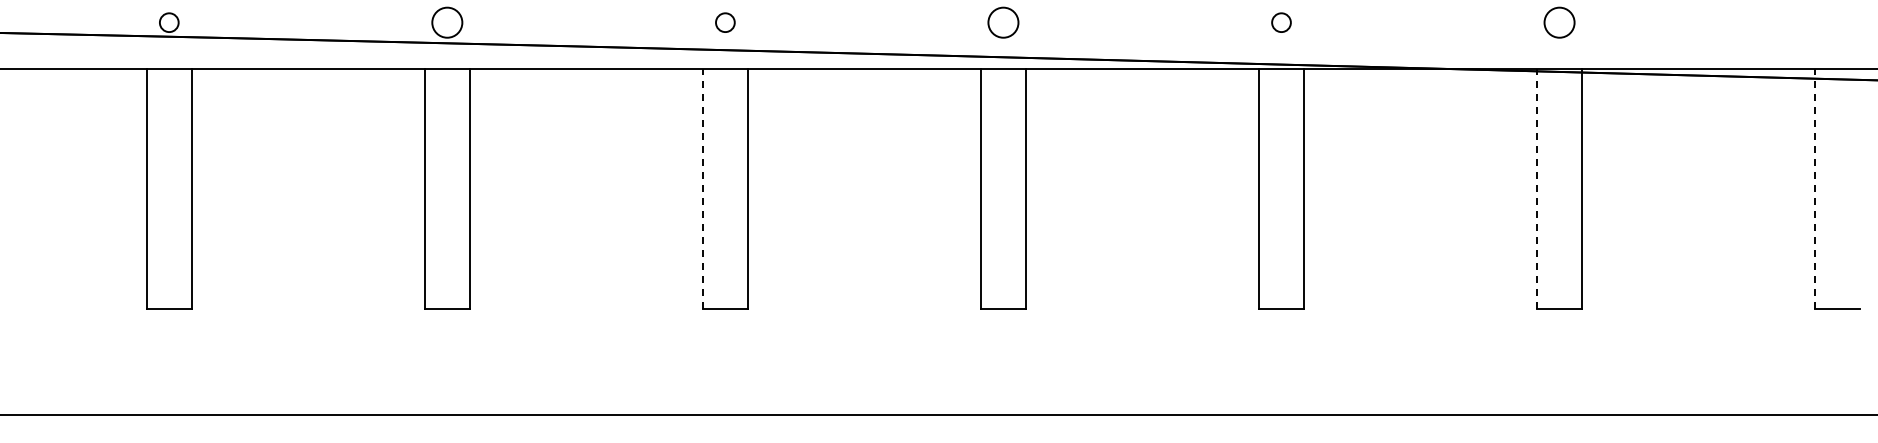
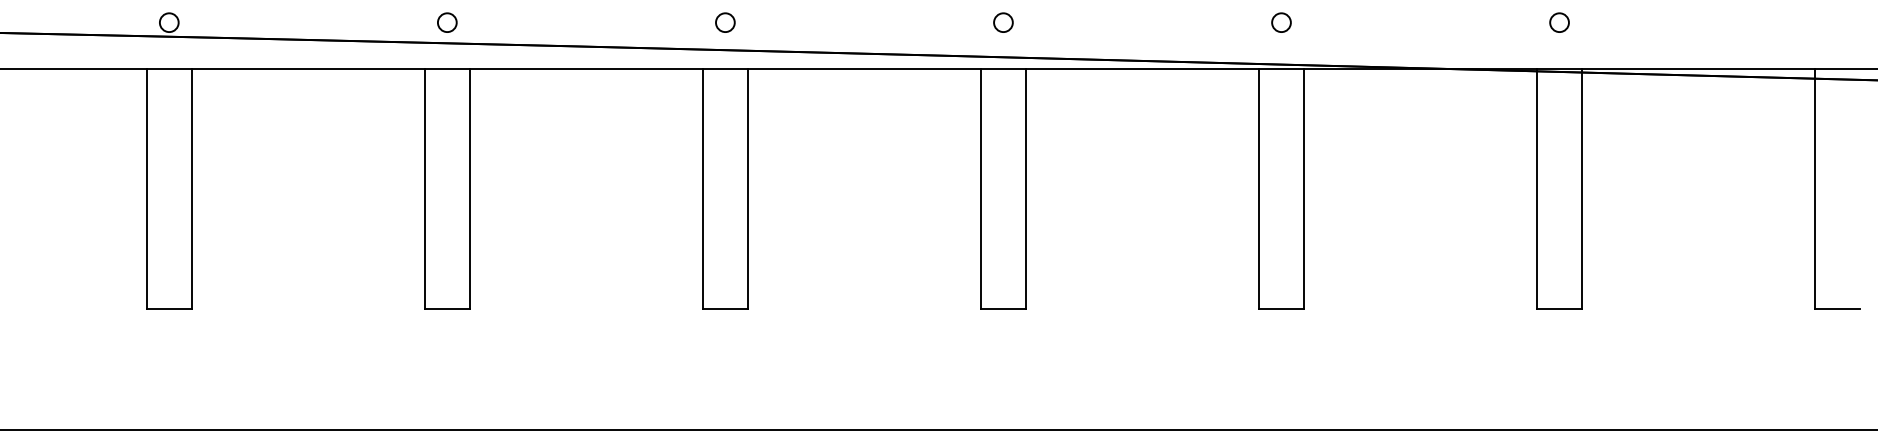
circle diameter: 30 px -> 19 px (446, 22)
circle diameter: 30 px -> 19 px (1003, 22)
circle diameter: 30 px -> 19 px (1559, 22)
line: dashed -> solid (702, 188)
line: dashed -> solid (1537, 188)
line: dashed -> solid (1815, 188)
line position: (938, 414) -> (938, 429) (938, 429)
